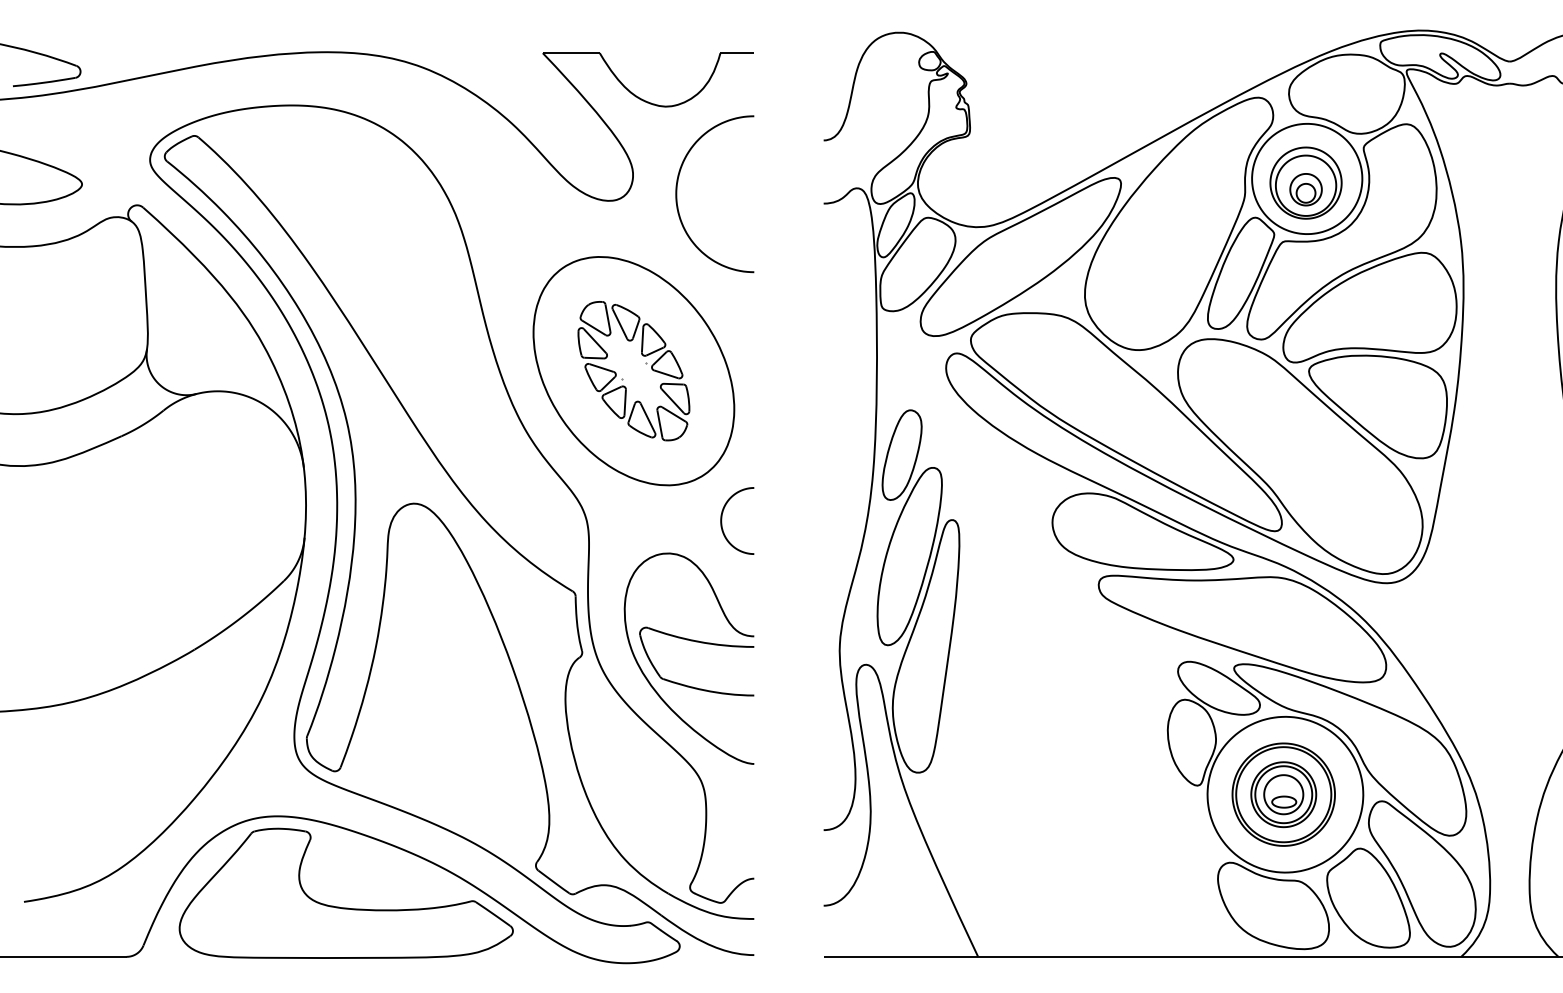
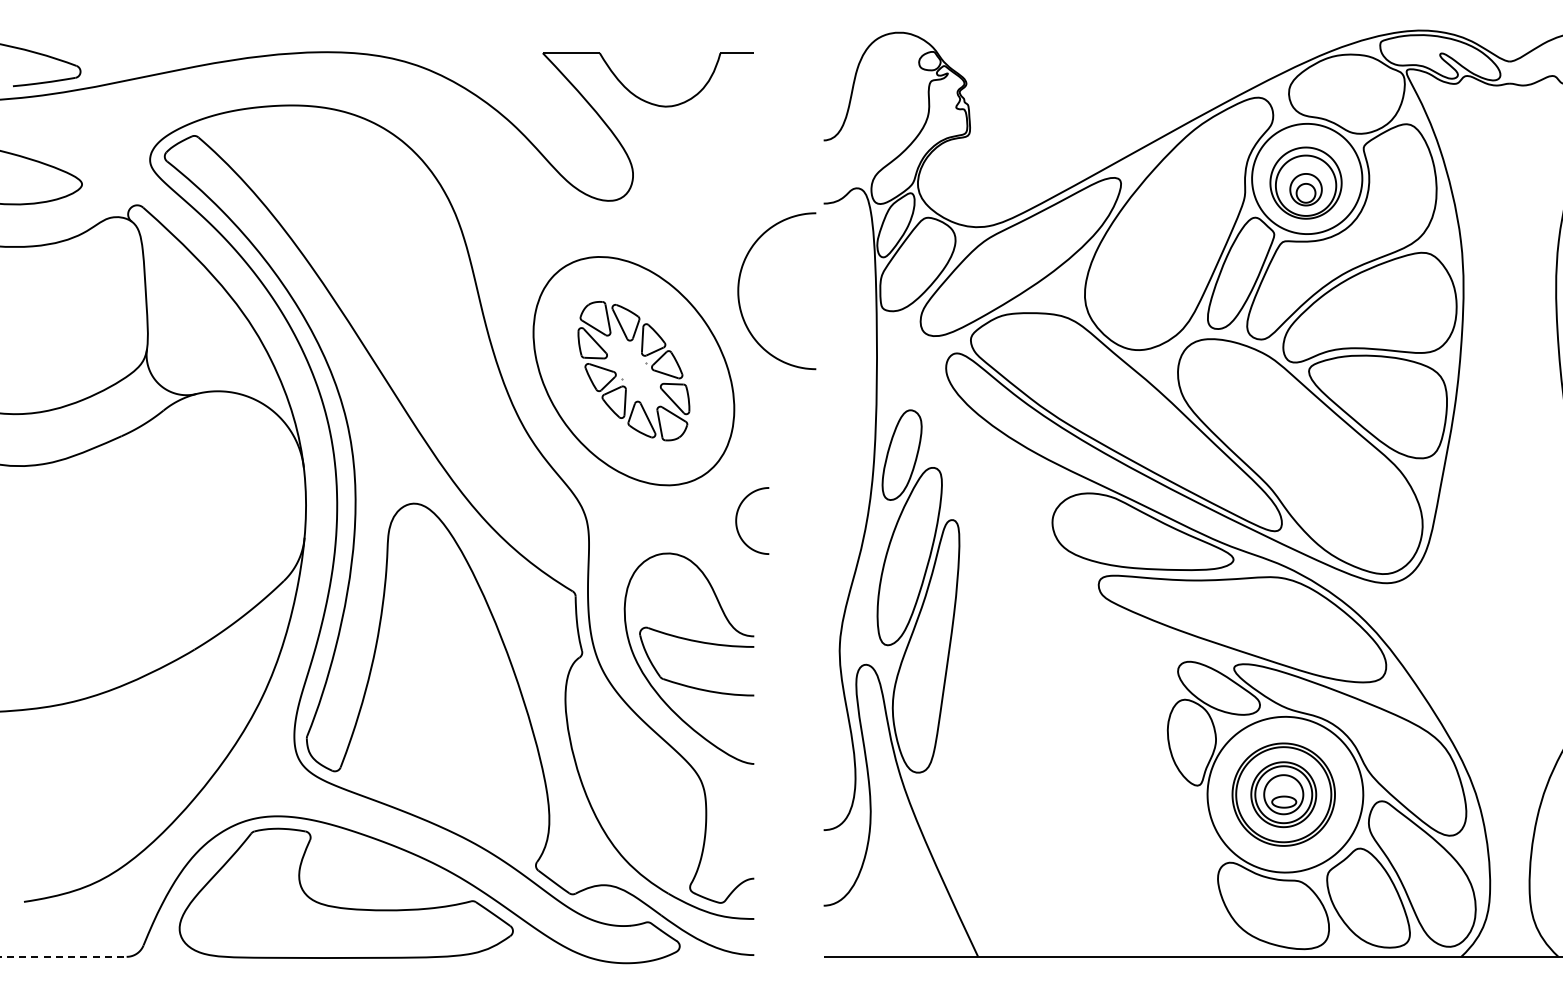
curve position: (677, 194) -> (739, 291) (739, 291)
curve position: (722, 520) -> (737, 520) (737, 520)
line: solid -> dashed (63, 956)
